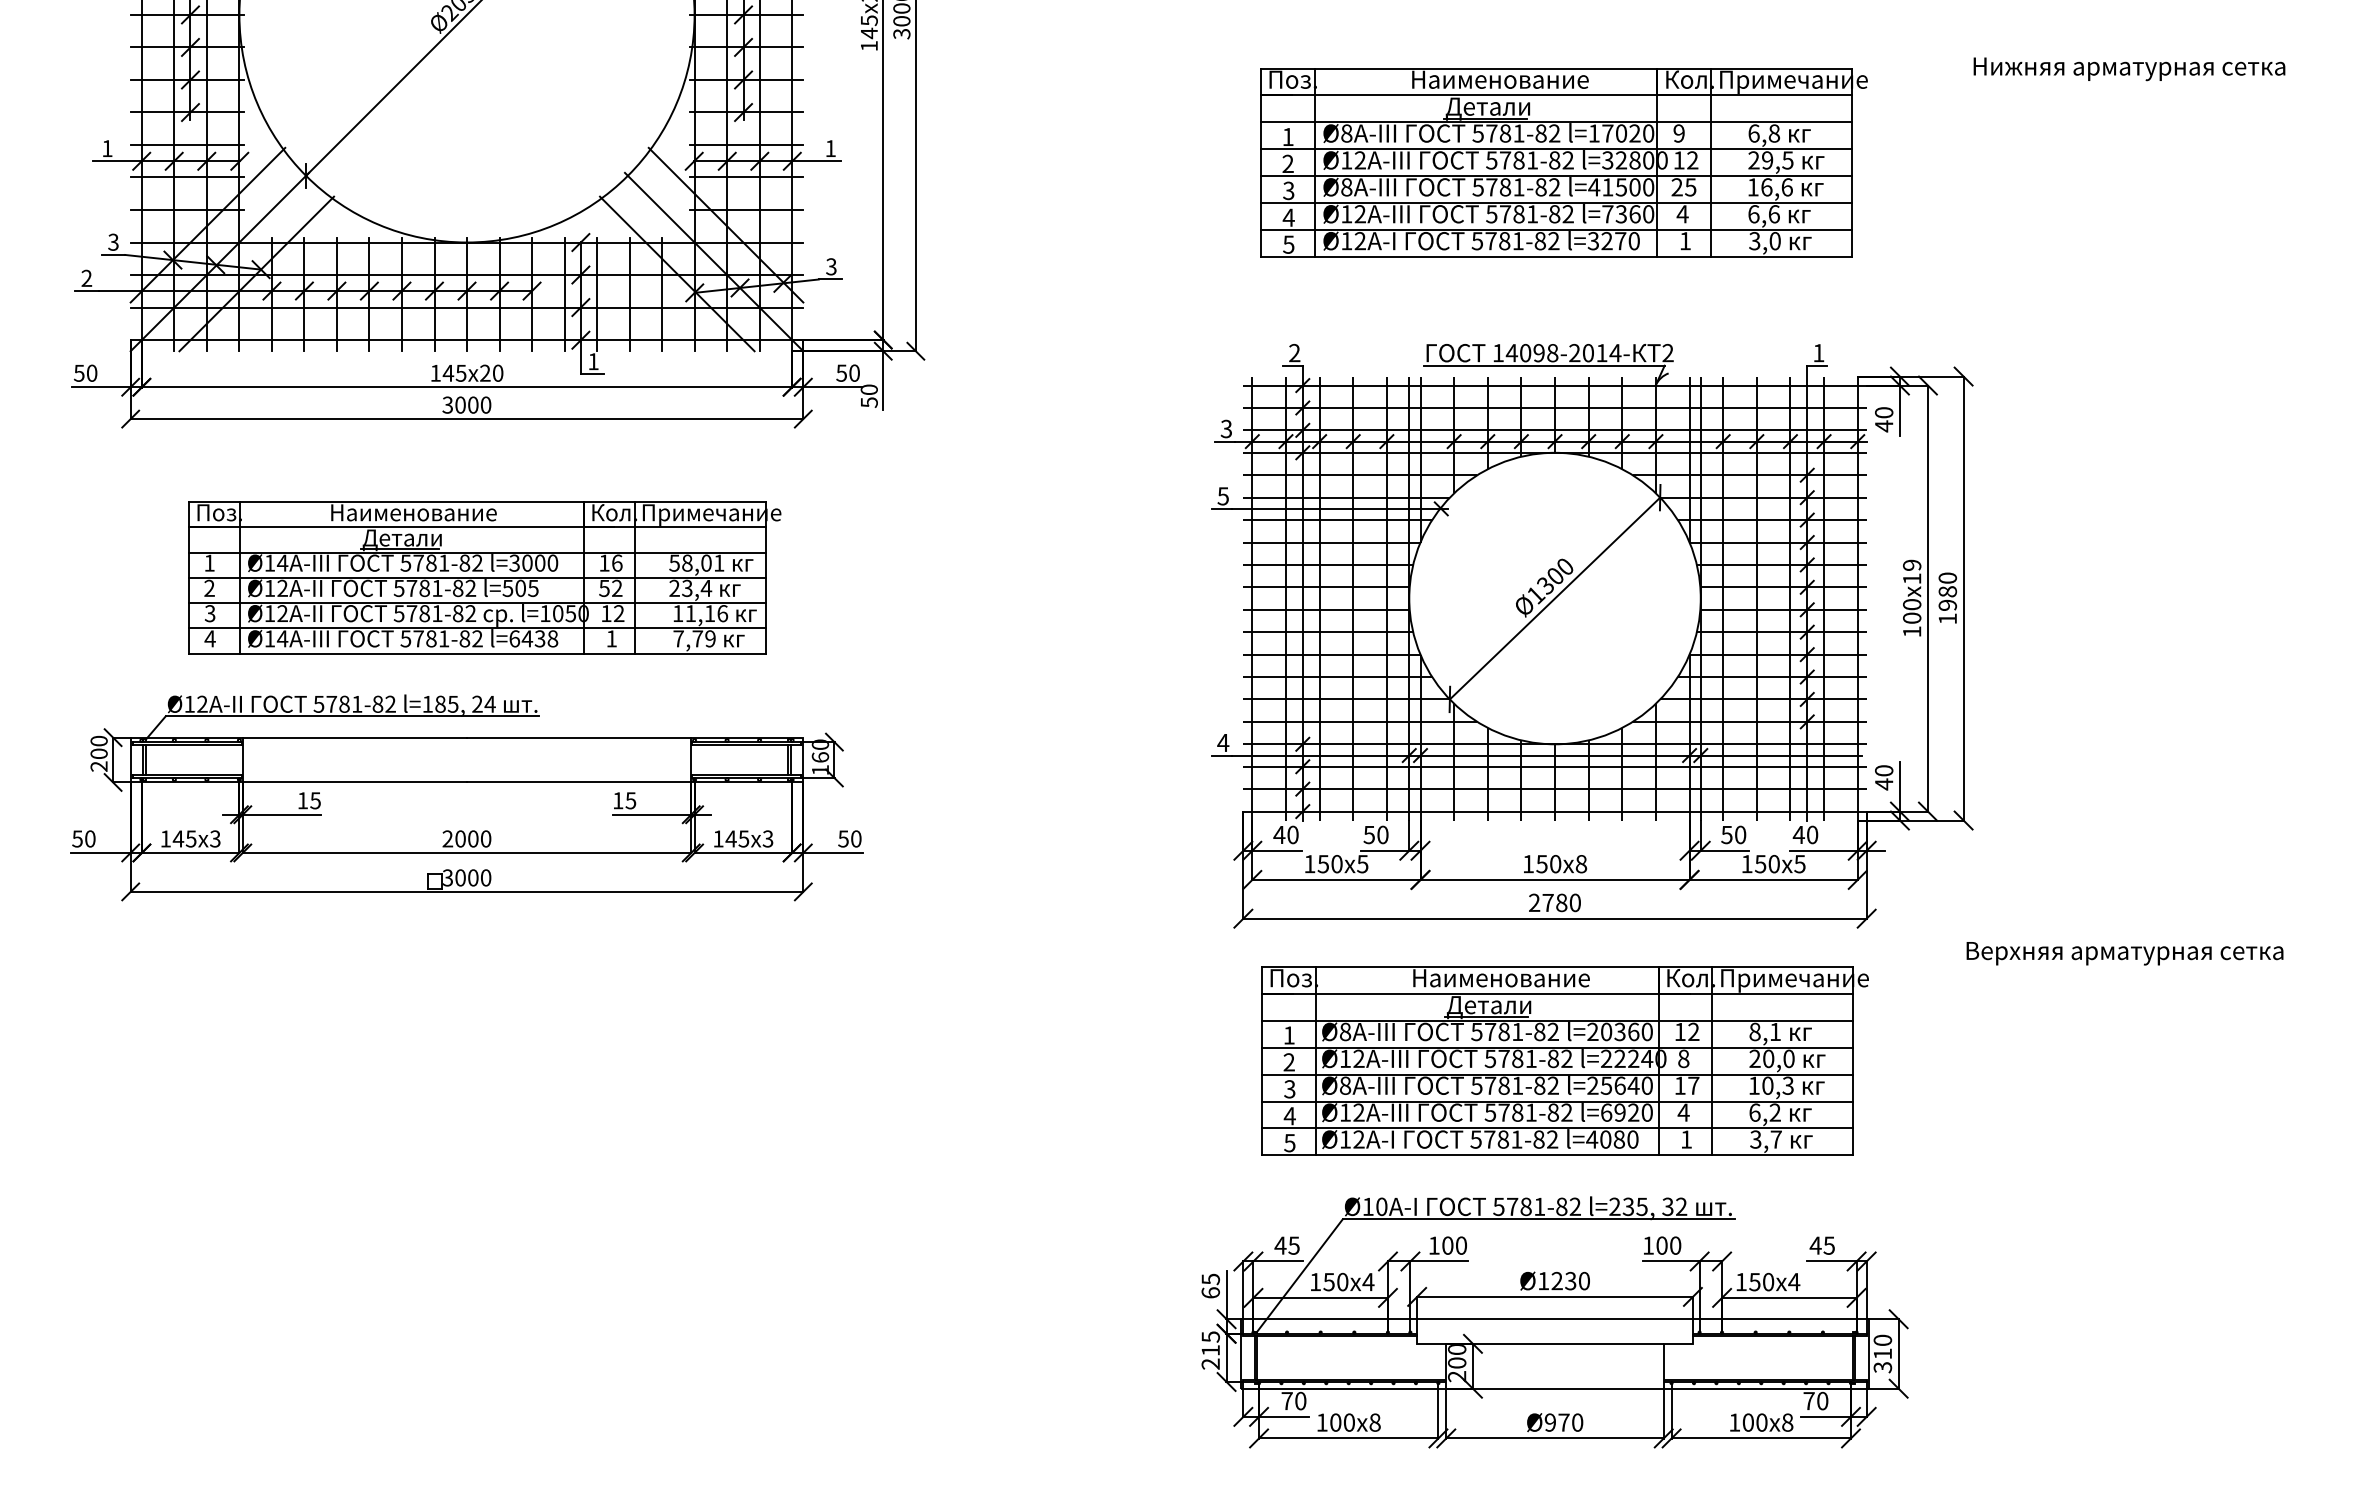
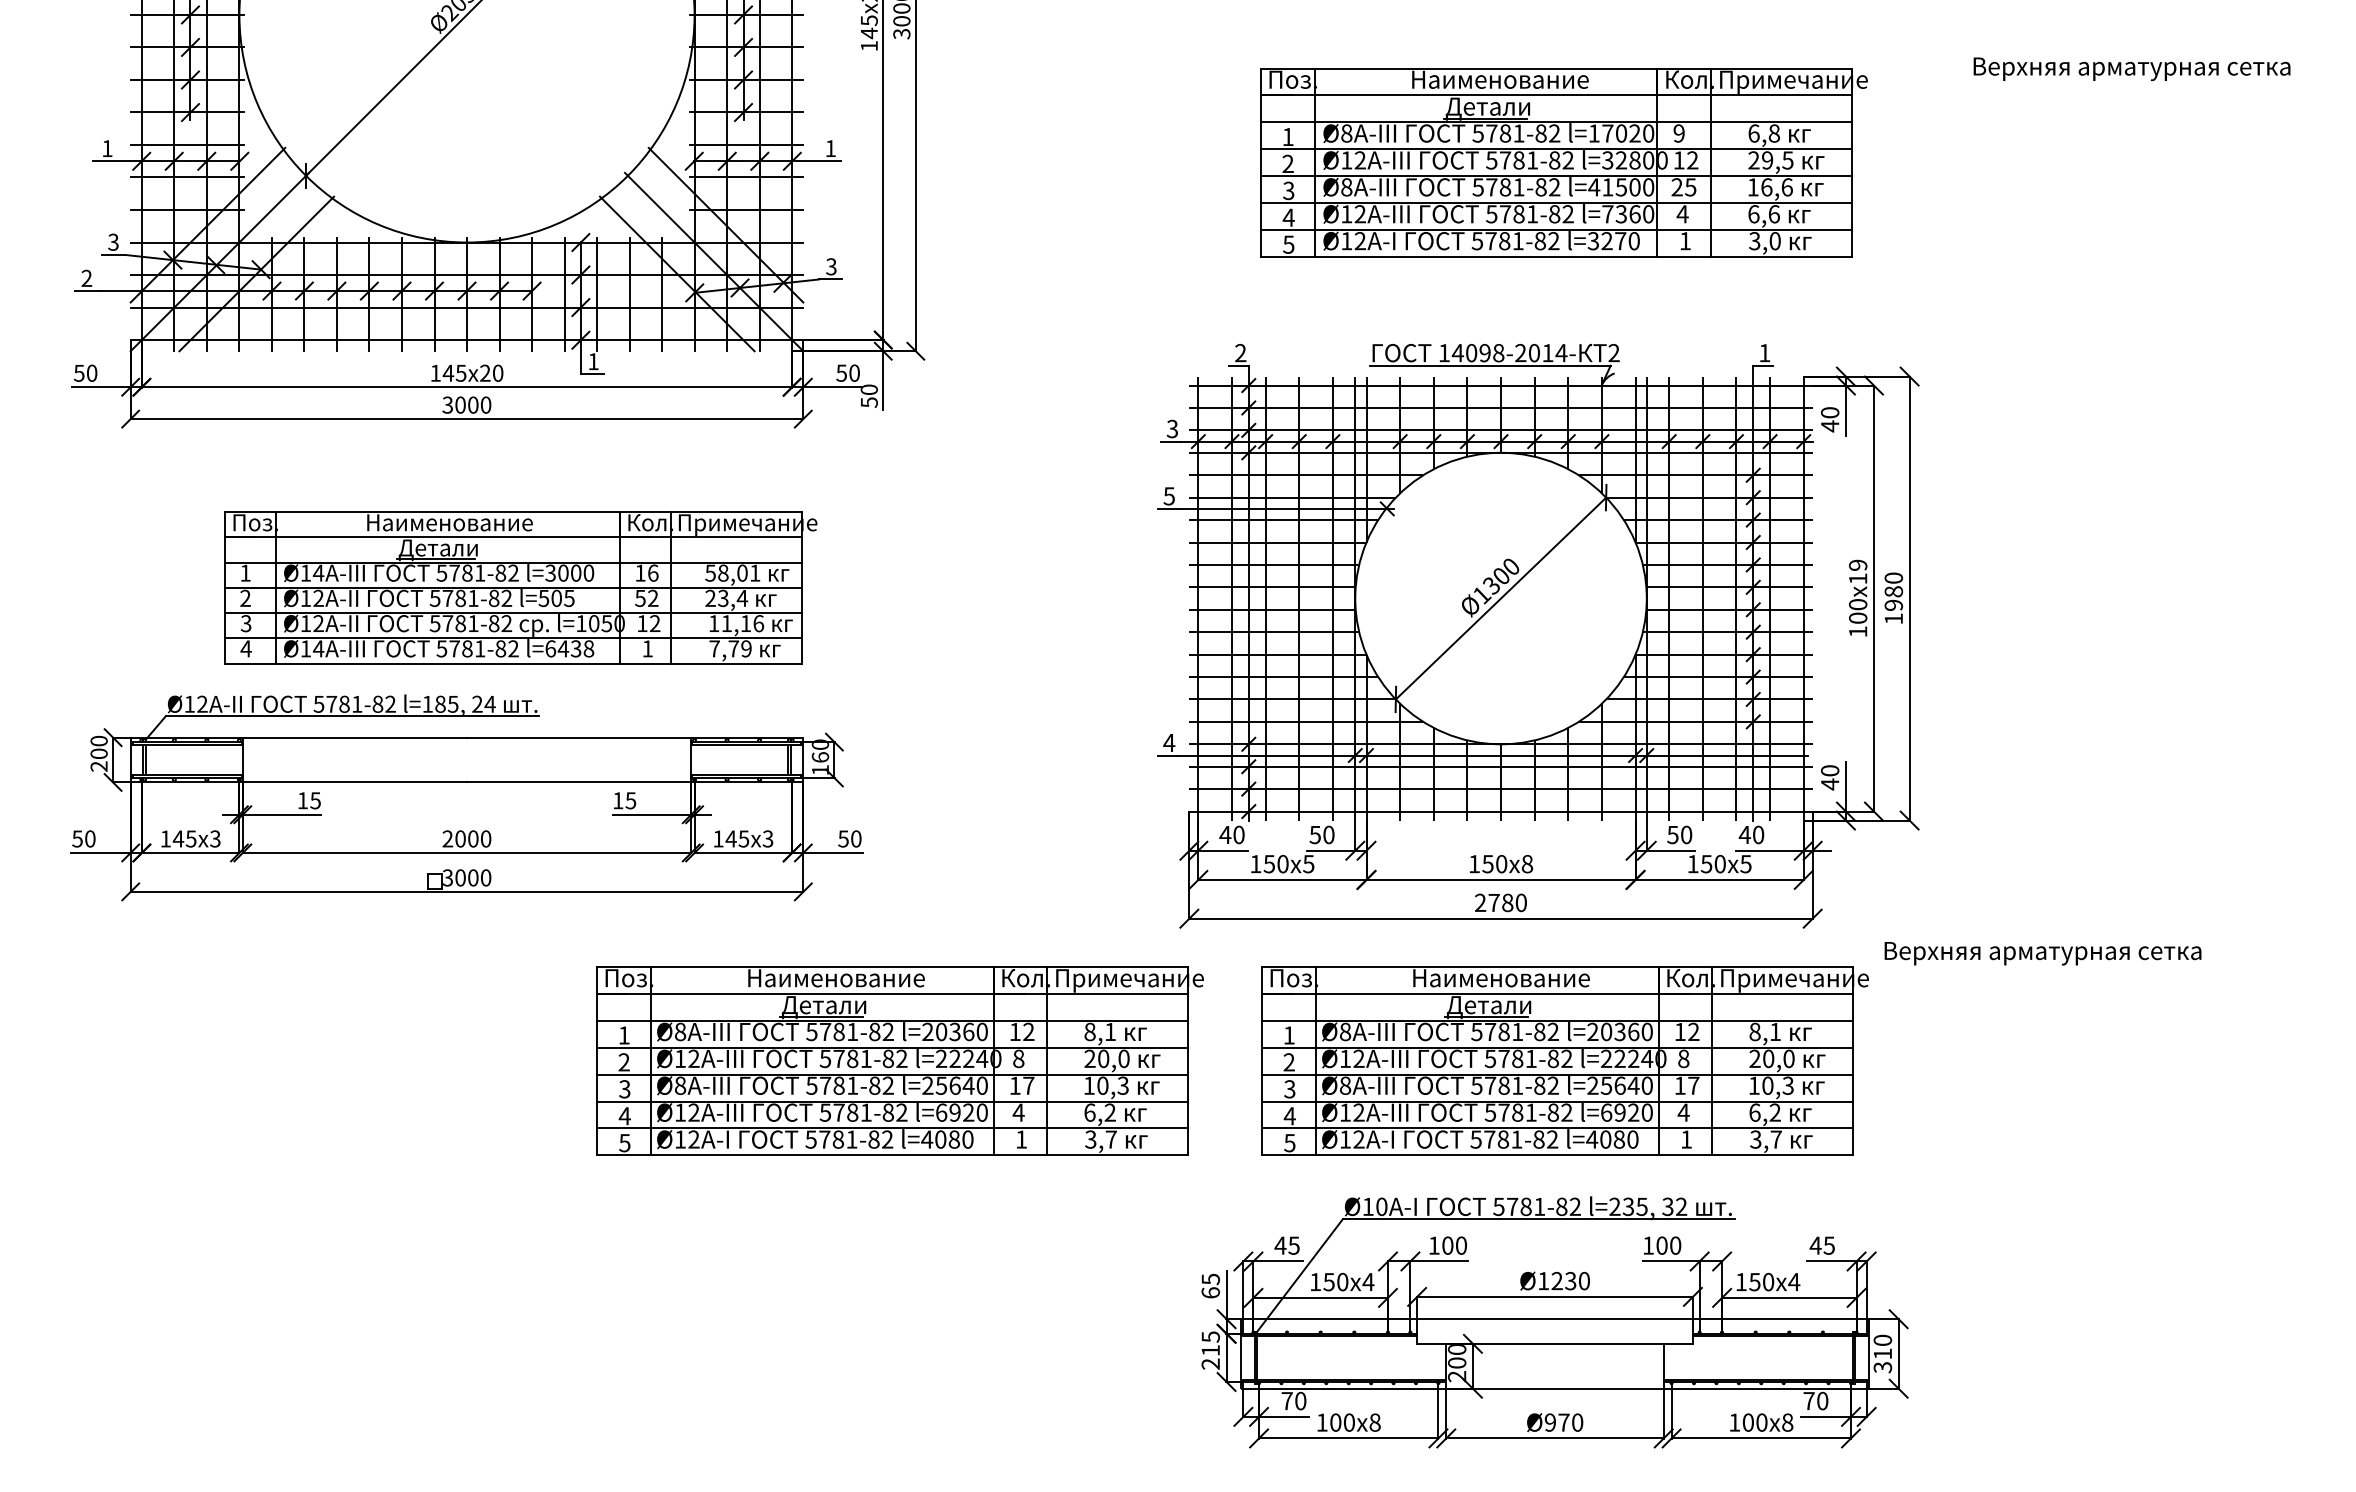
text: Нижняя арматурная сетка -> Верхняя арматурная сетка (2133, 69)
part position: (484, 577) -> (520, 587) (520, 587)
part position: (1592, 636) -> (1538, 636) (1538, 636)
text position: (2124, 953) -> (2042, 953) (2042, 953)
part: none -> present (899, 1060)
